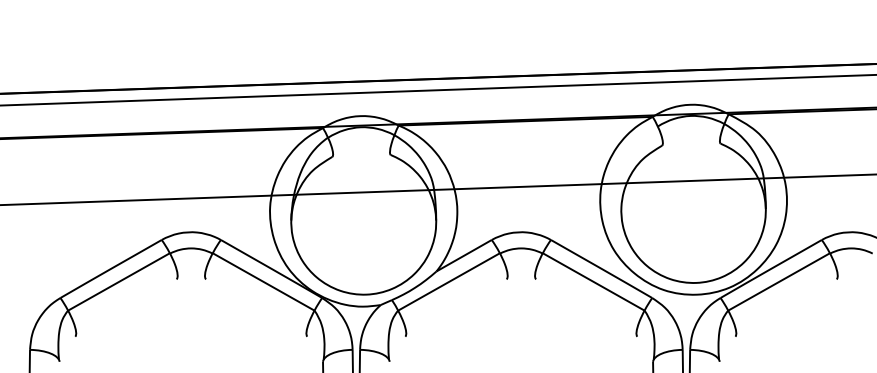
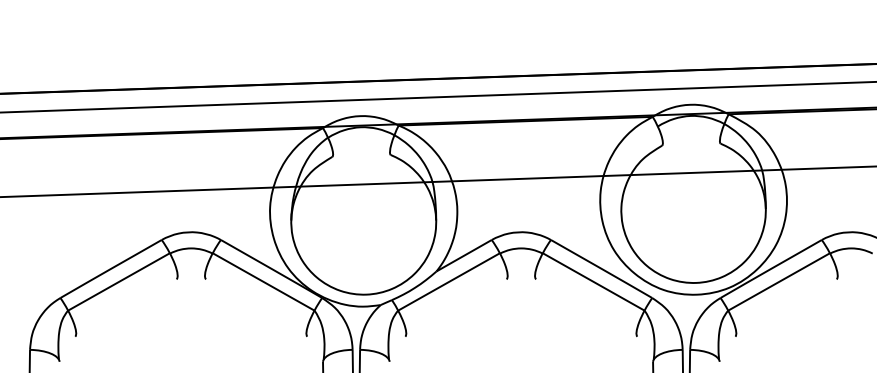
line position: (437, 90) -> (437, 97) (437, 97)
line position: (437, 189) -> (437, 181) (437, 181)
